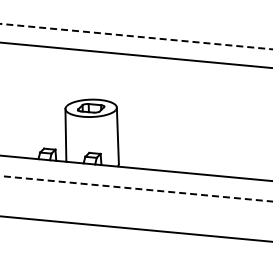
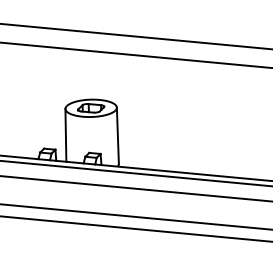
line: dashed -> solid (136, 36)
line: none -> present (135, 173)
line: dashed -> solid (136, 188)
line: none -> present (135, 216)
